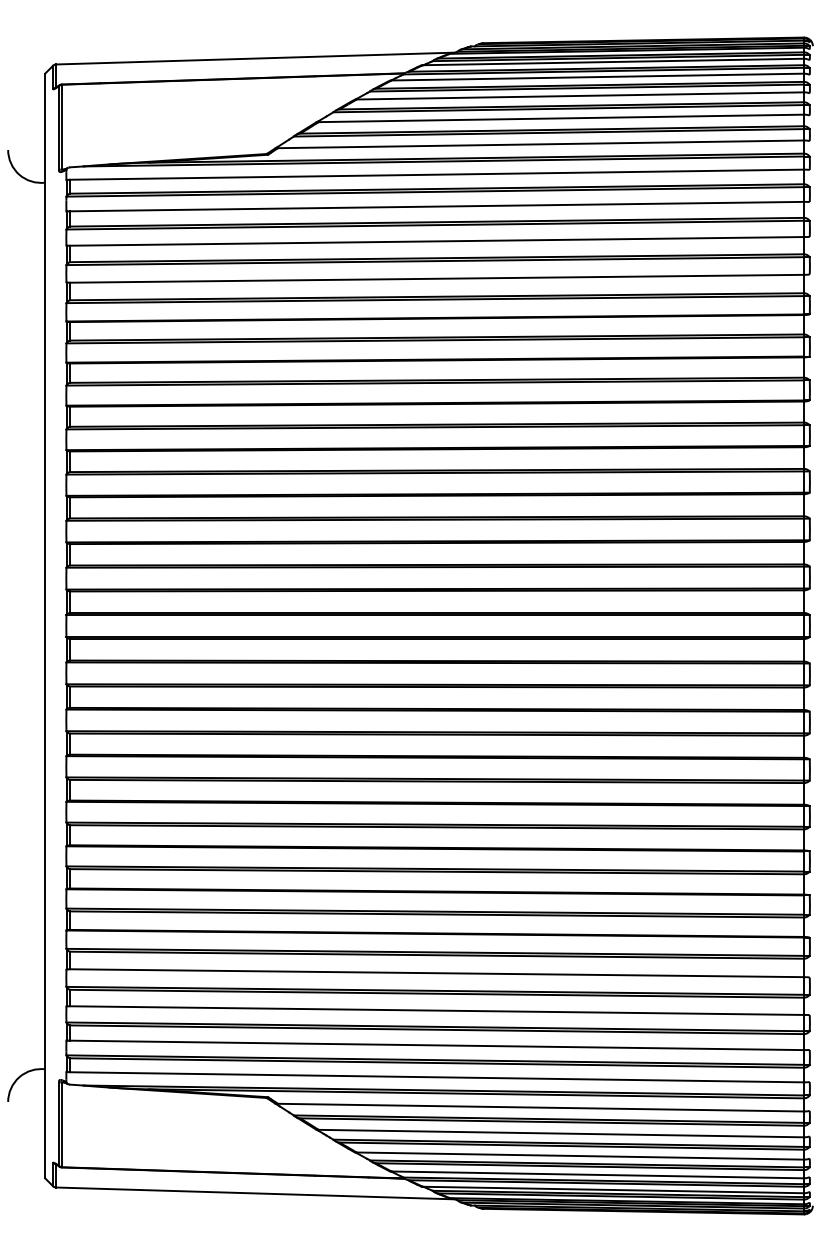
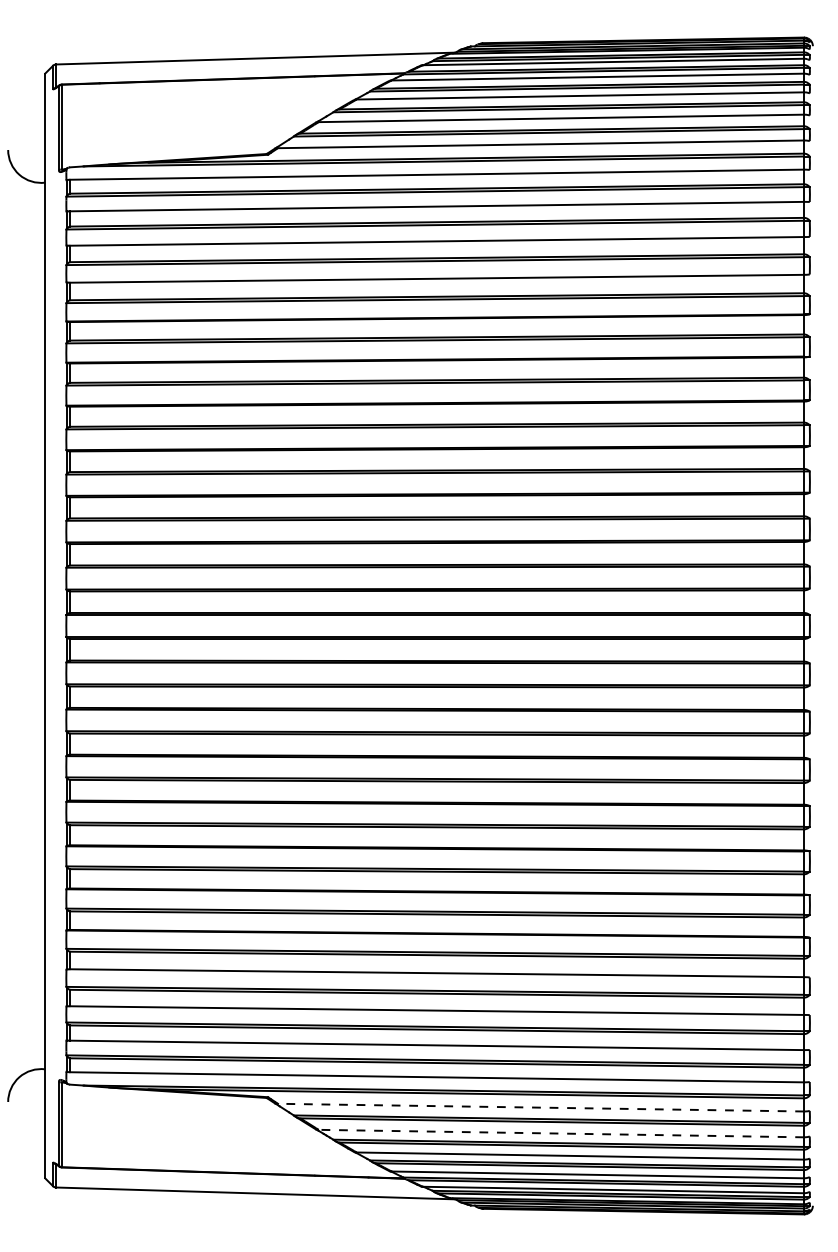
line: solid -> dashed (540, 1107)
line: solid -> dashed (561, 1133)
